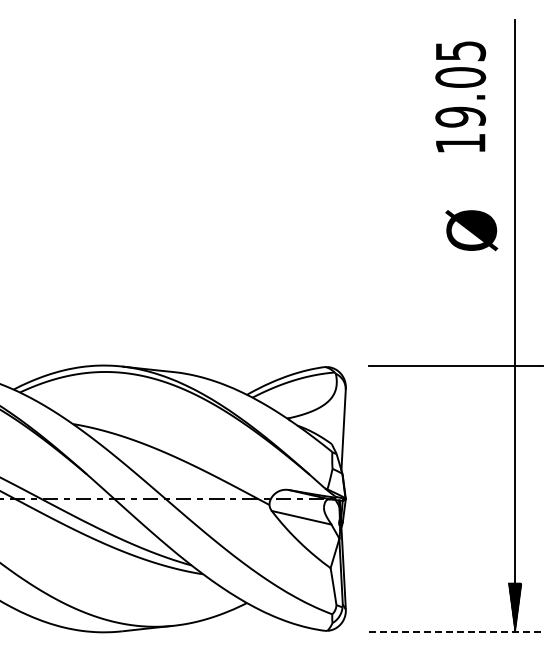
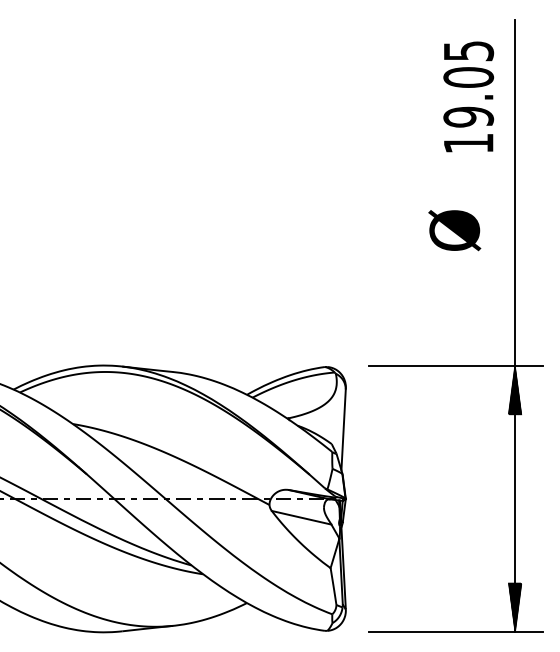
text position: (460, 96) -> (468, 96) (468, 96)
text position: (471, 230) -> (454, 230) (454, 230)
hatch: none -> present (514, 389)
line: dashed -> solid (456, 632)
